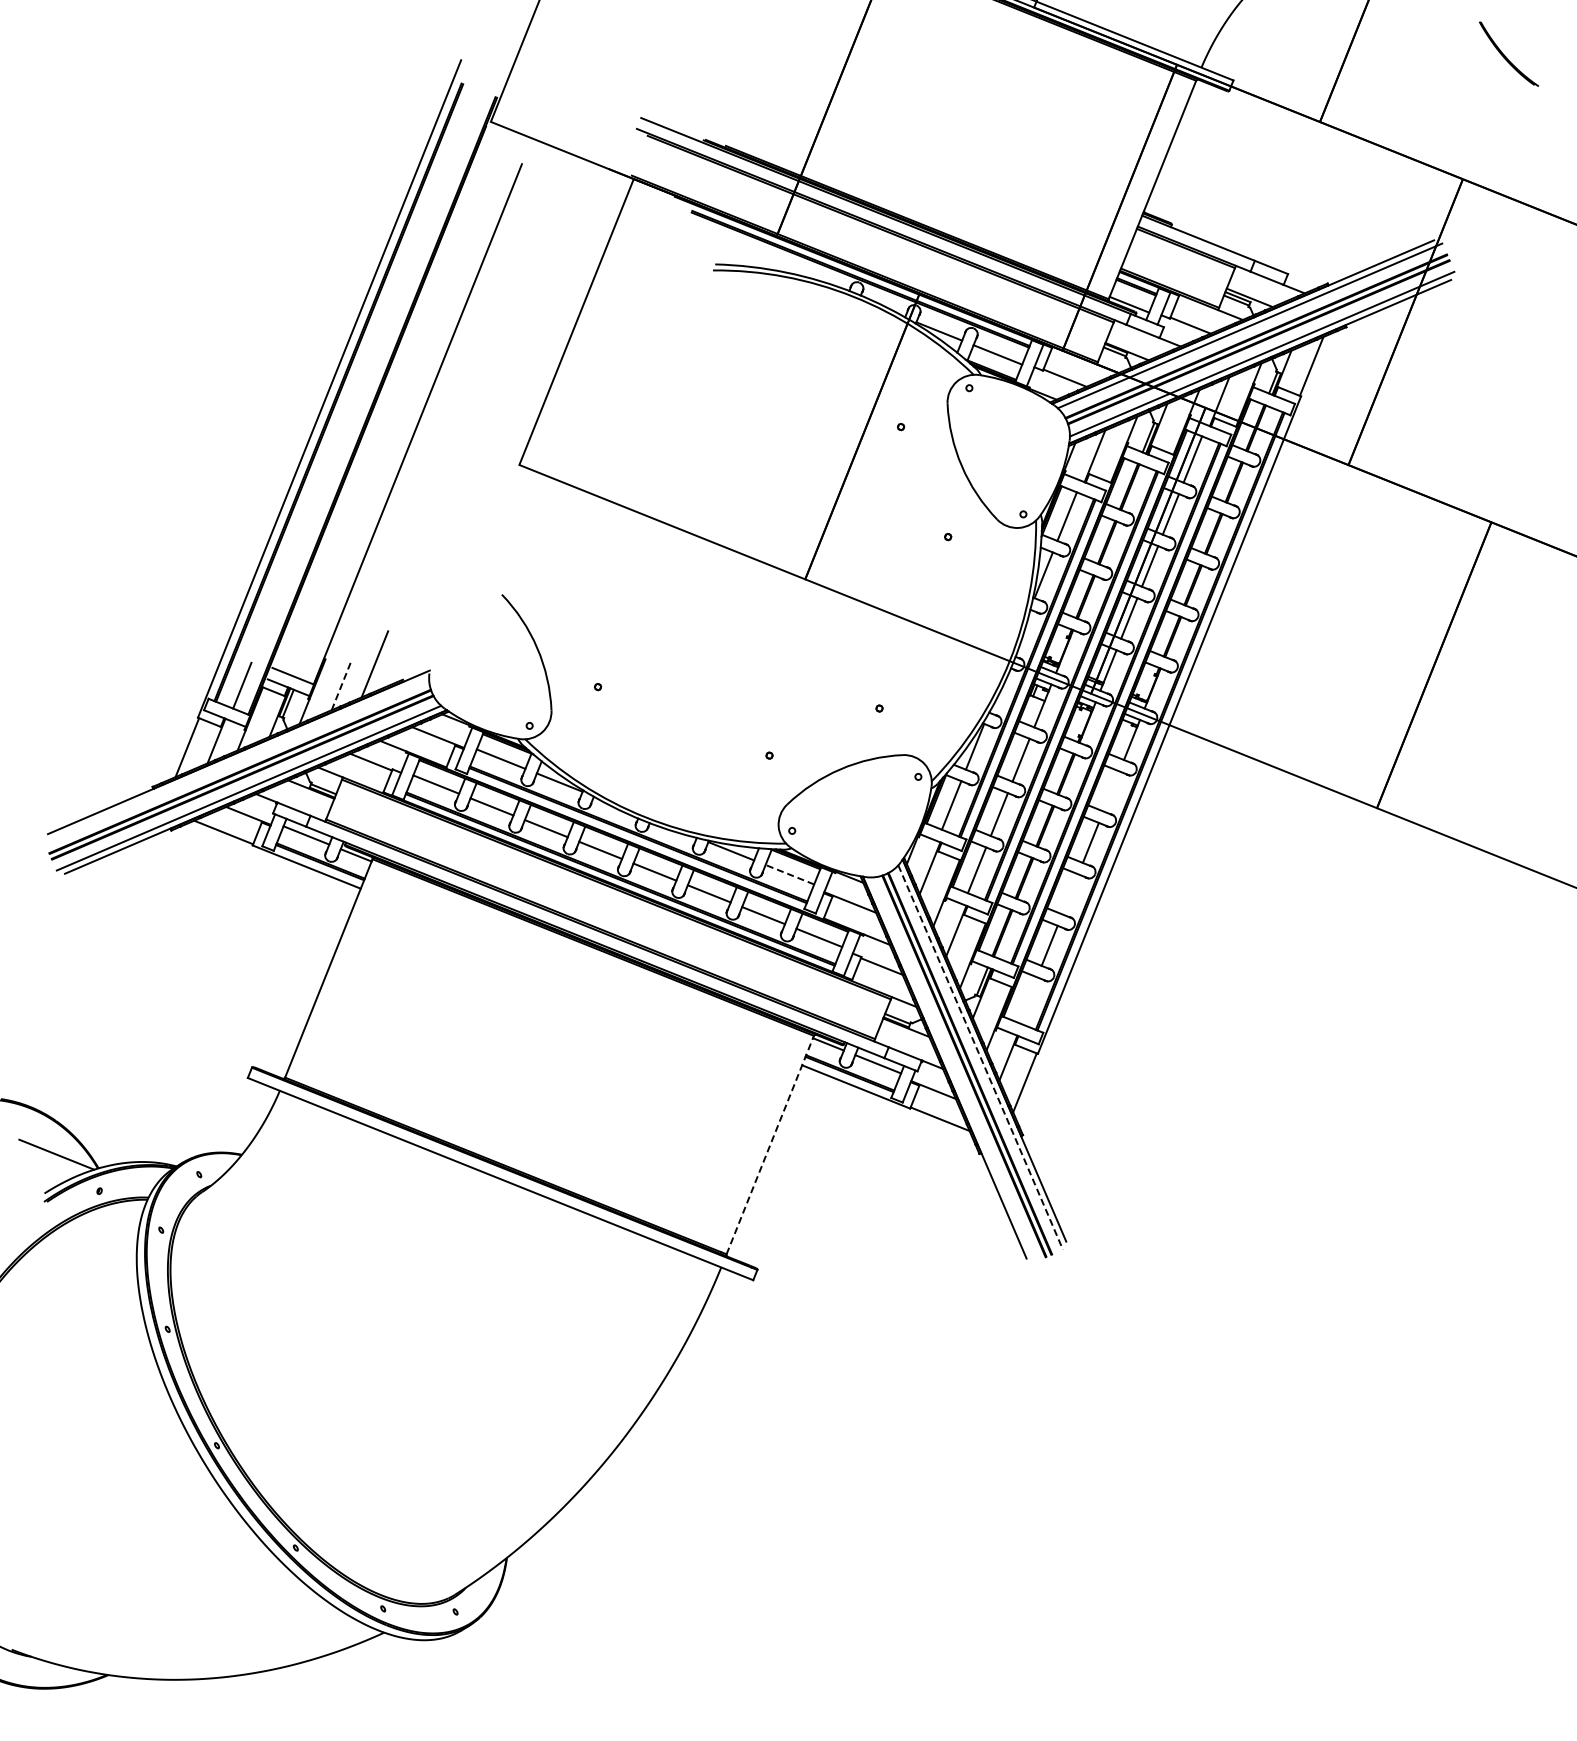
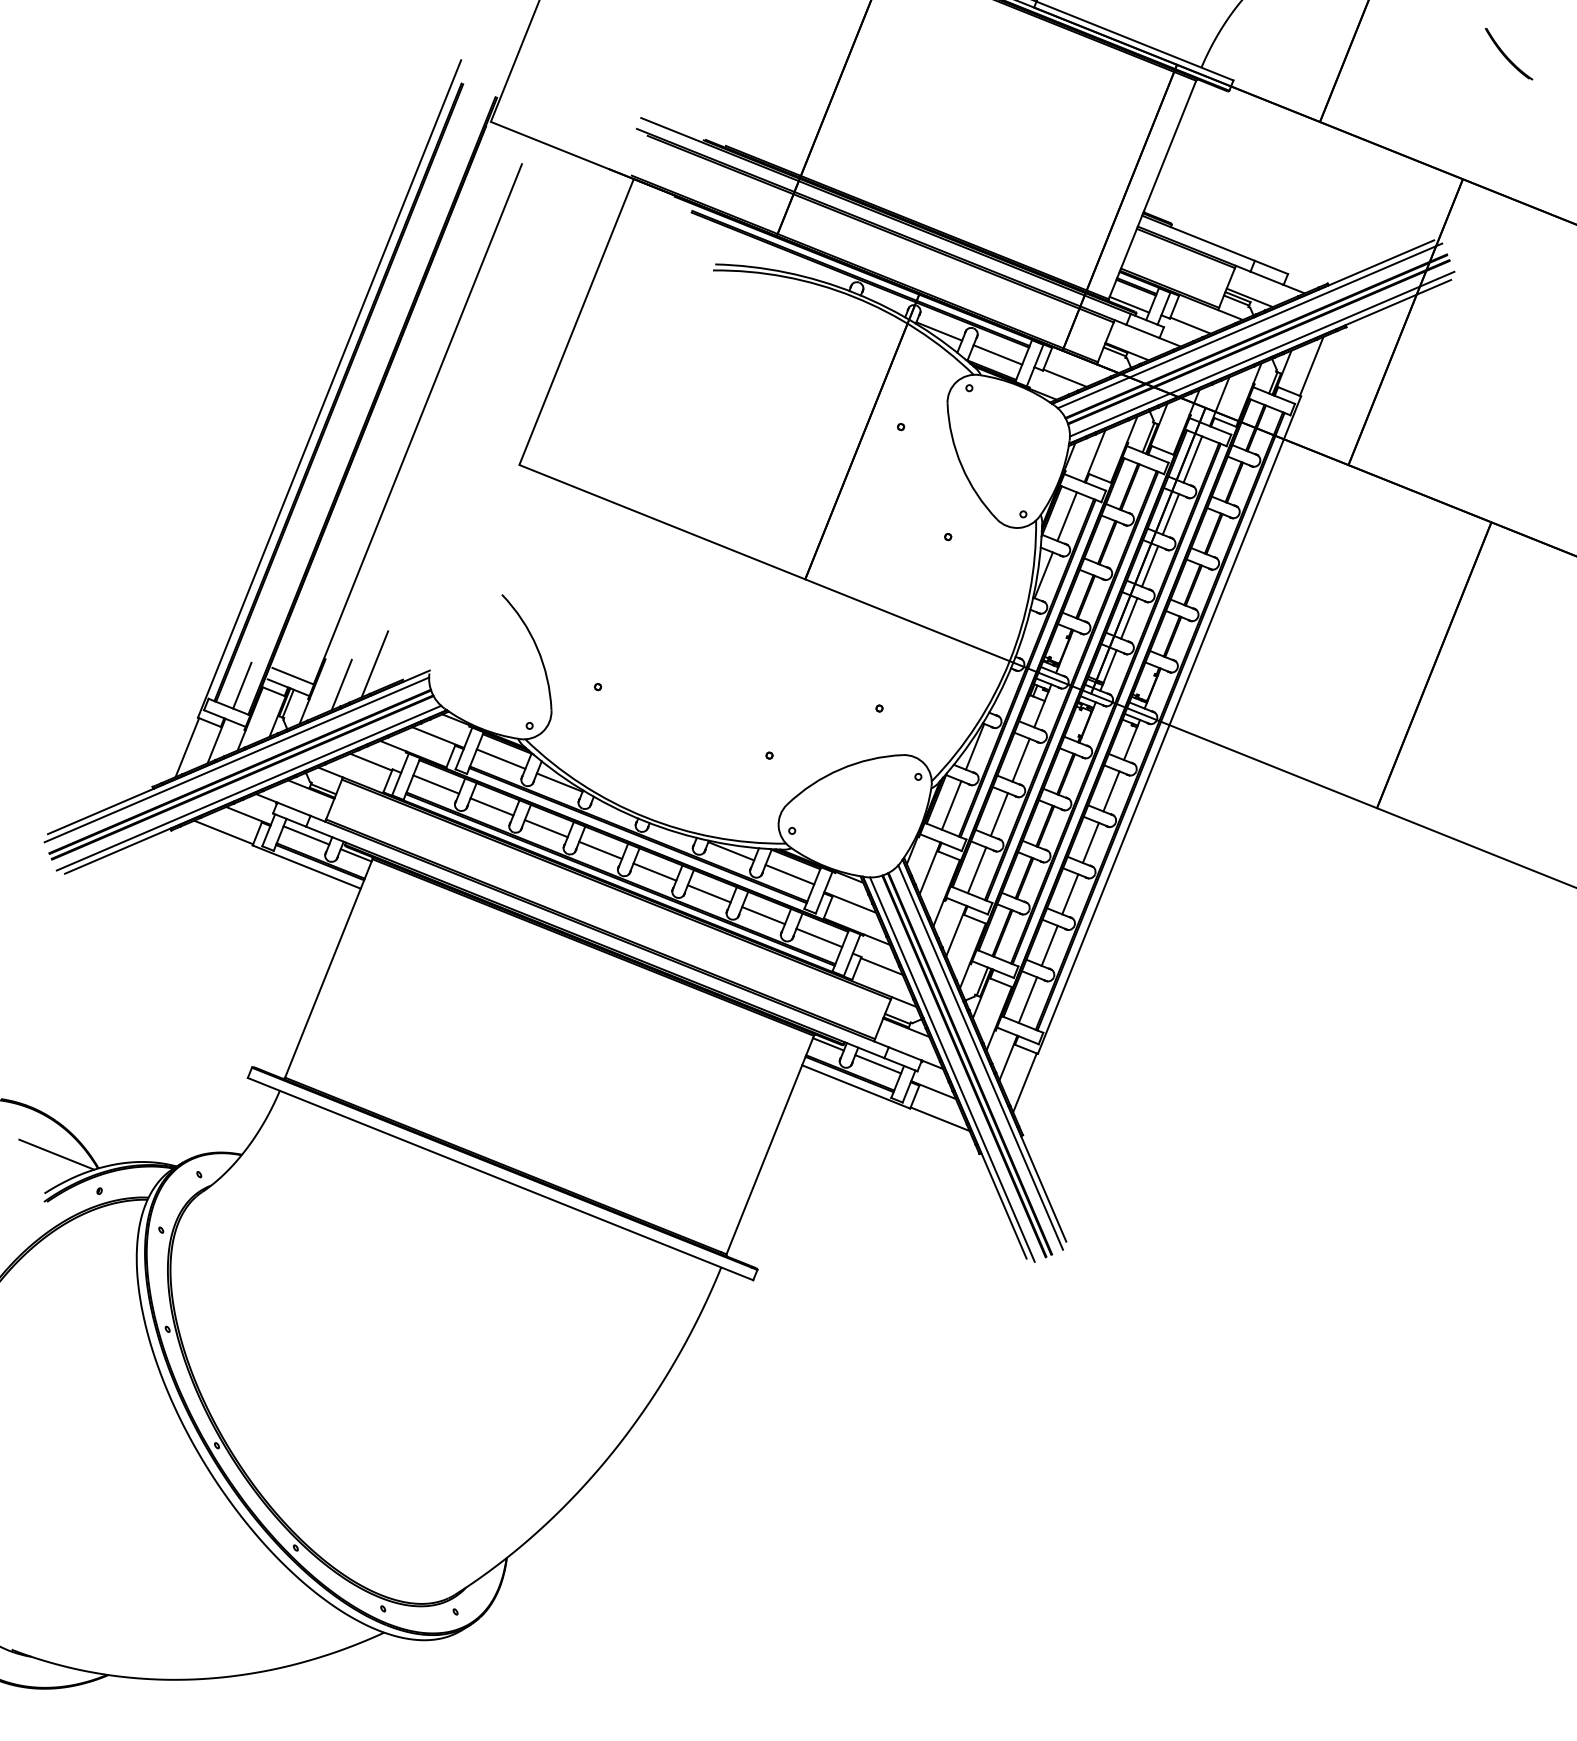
part size: 61x66 px -> 49x54 px (1509, 53)
line: dashed -> solid (341, 684)
line: none -> present (236, 759)
line: none -> present (1111, 791)
line: dashed -> solid (789, 874)
line: none -> present (1070, 894)
line: none -> present (1027, 1000)
line: dashed -> solid (980, 1058)
line: none -> present (952, 1069)
line: dashed -> solid (770, 1145)
